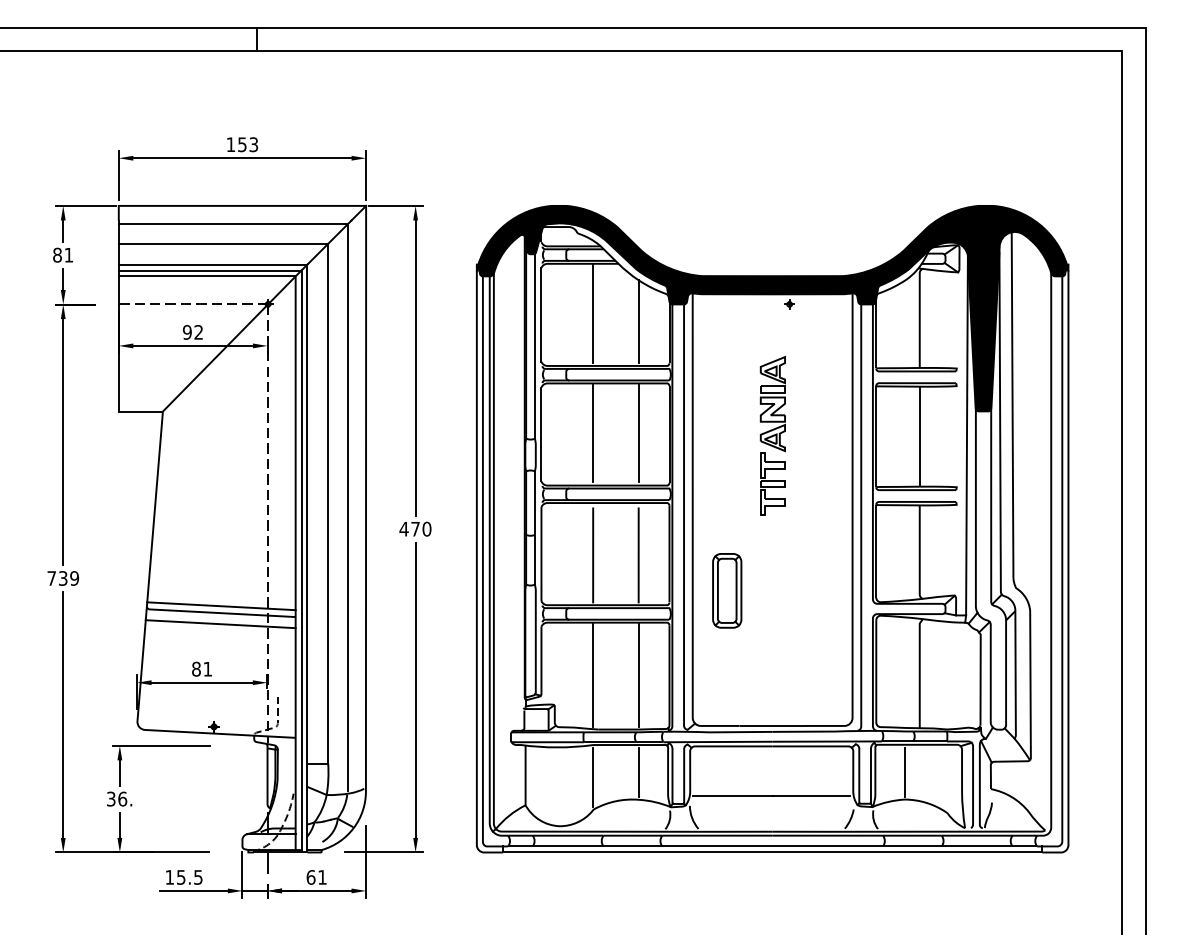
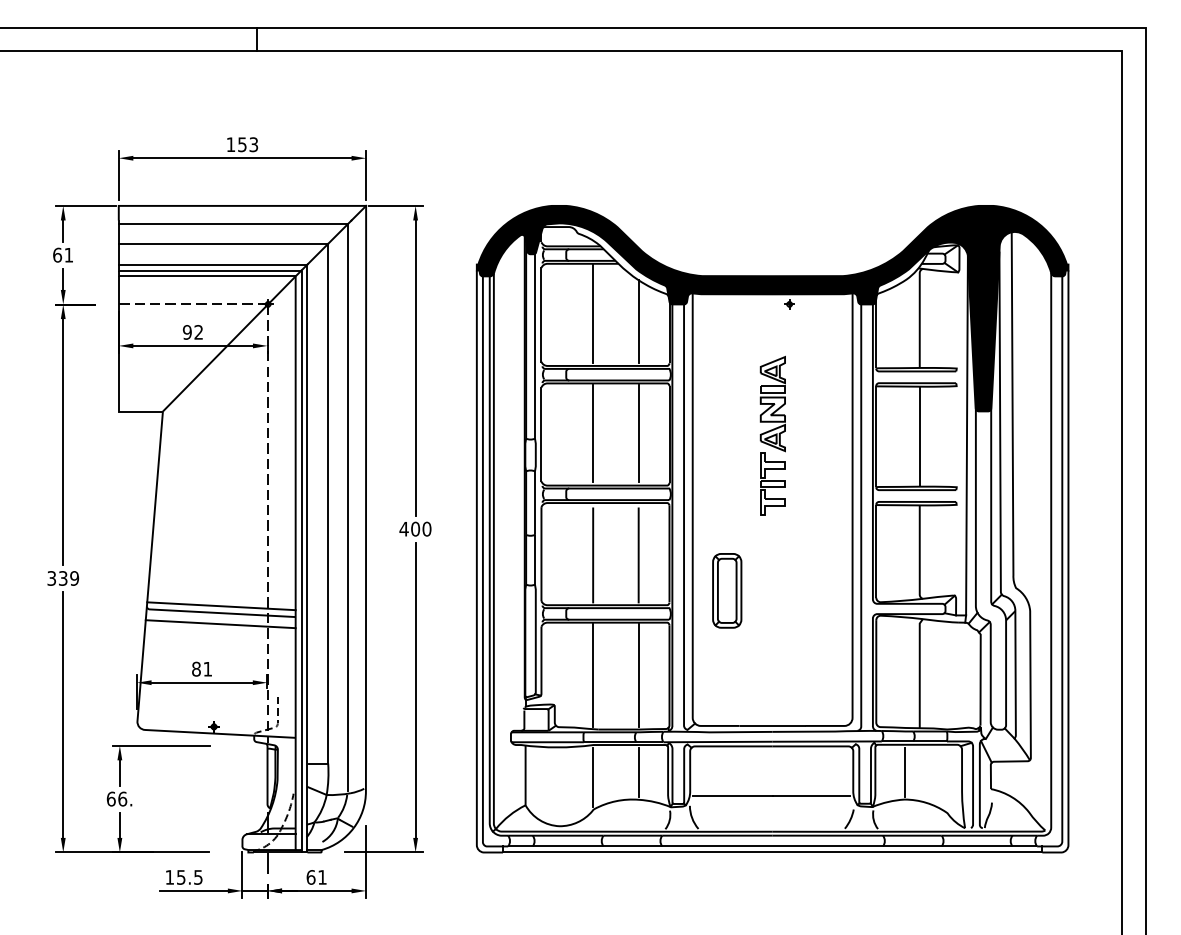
text: 81 -> 61 (57, 254)
text: 470 -> 400 (415, 528)
text: 739 -> 339 (51, 578)
text: 36. -> 66. (110, 798)
